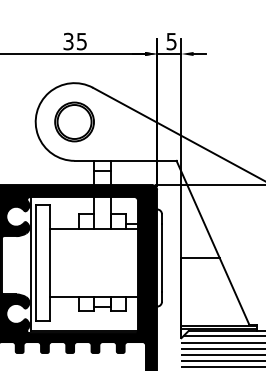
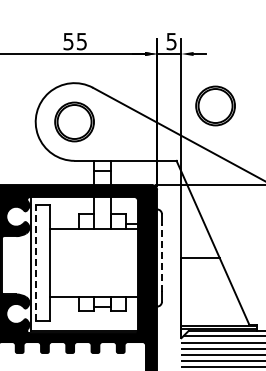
text: 35 -> 55 (68, 40)
part: none -> present (215, 105)
line: solid -> dashed (162, 257)
line: solid -> dashed (35, 262)
